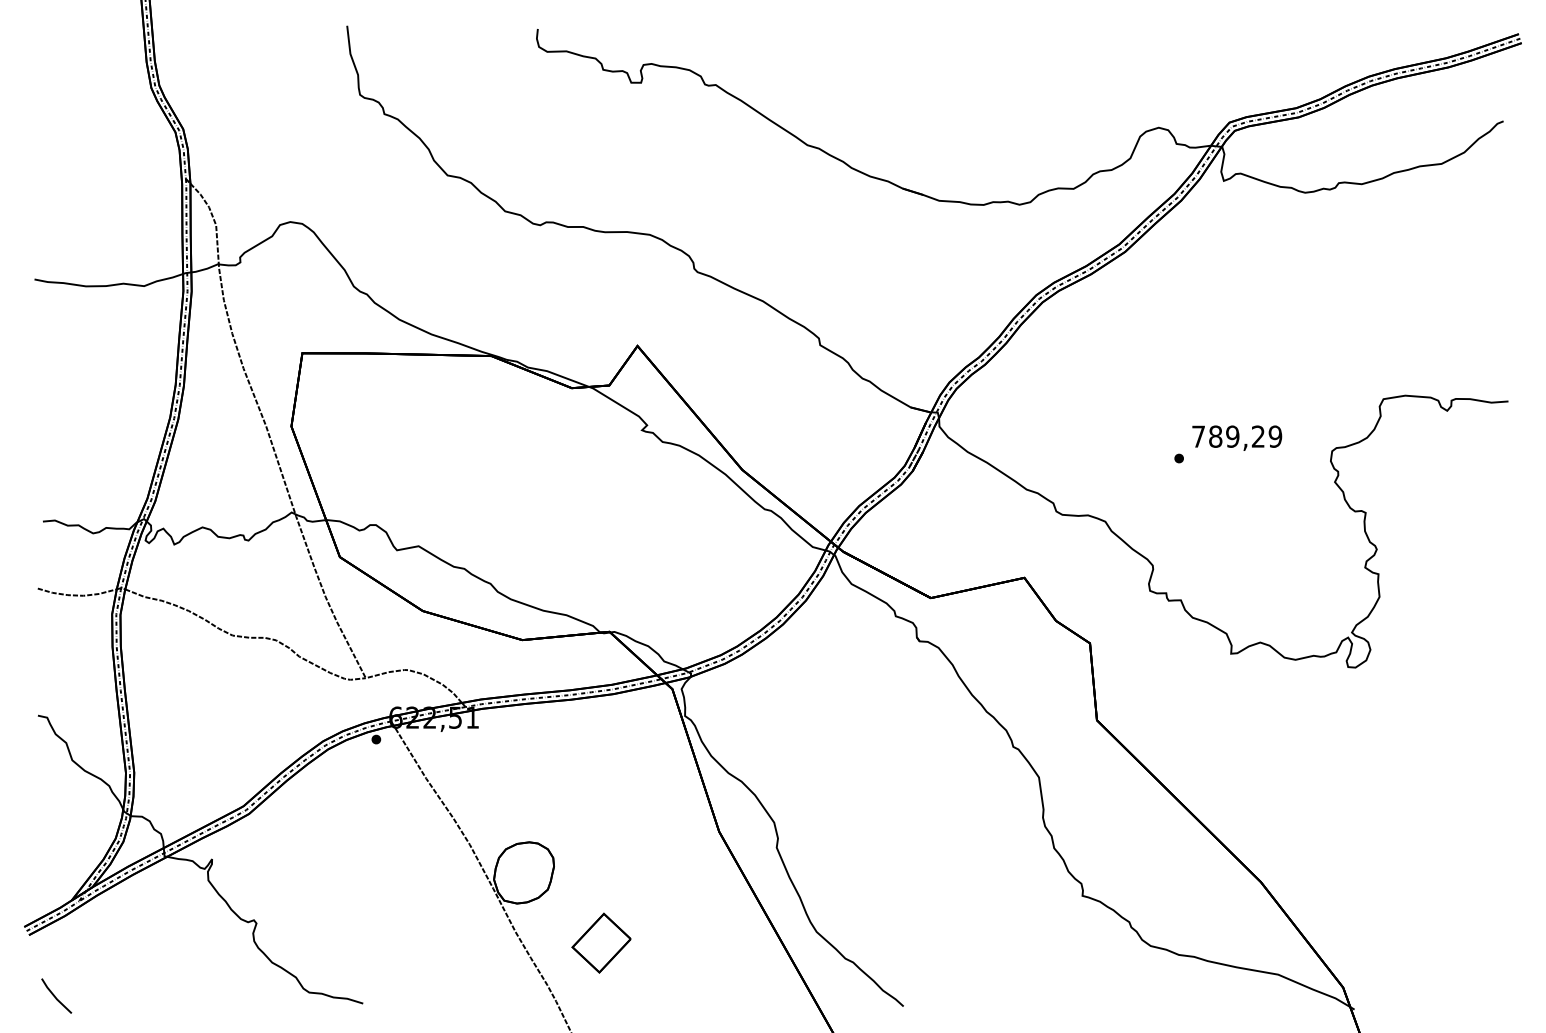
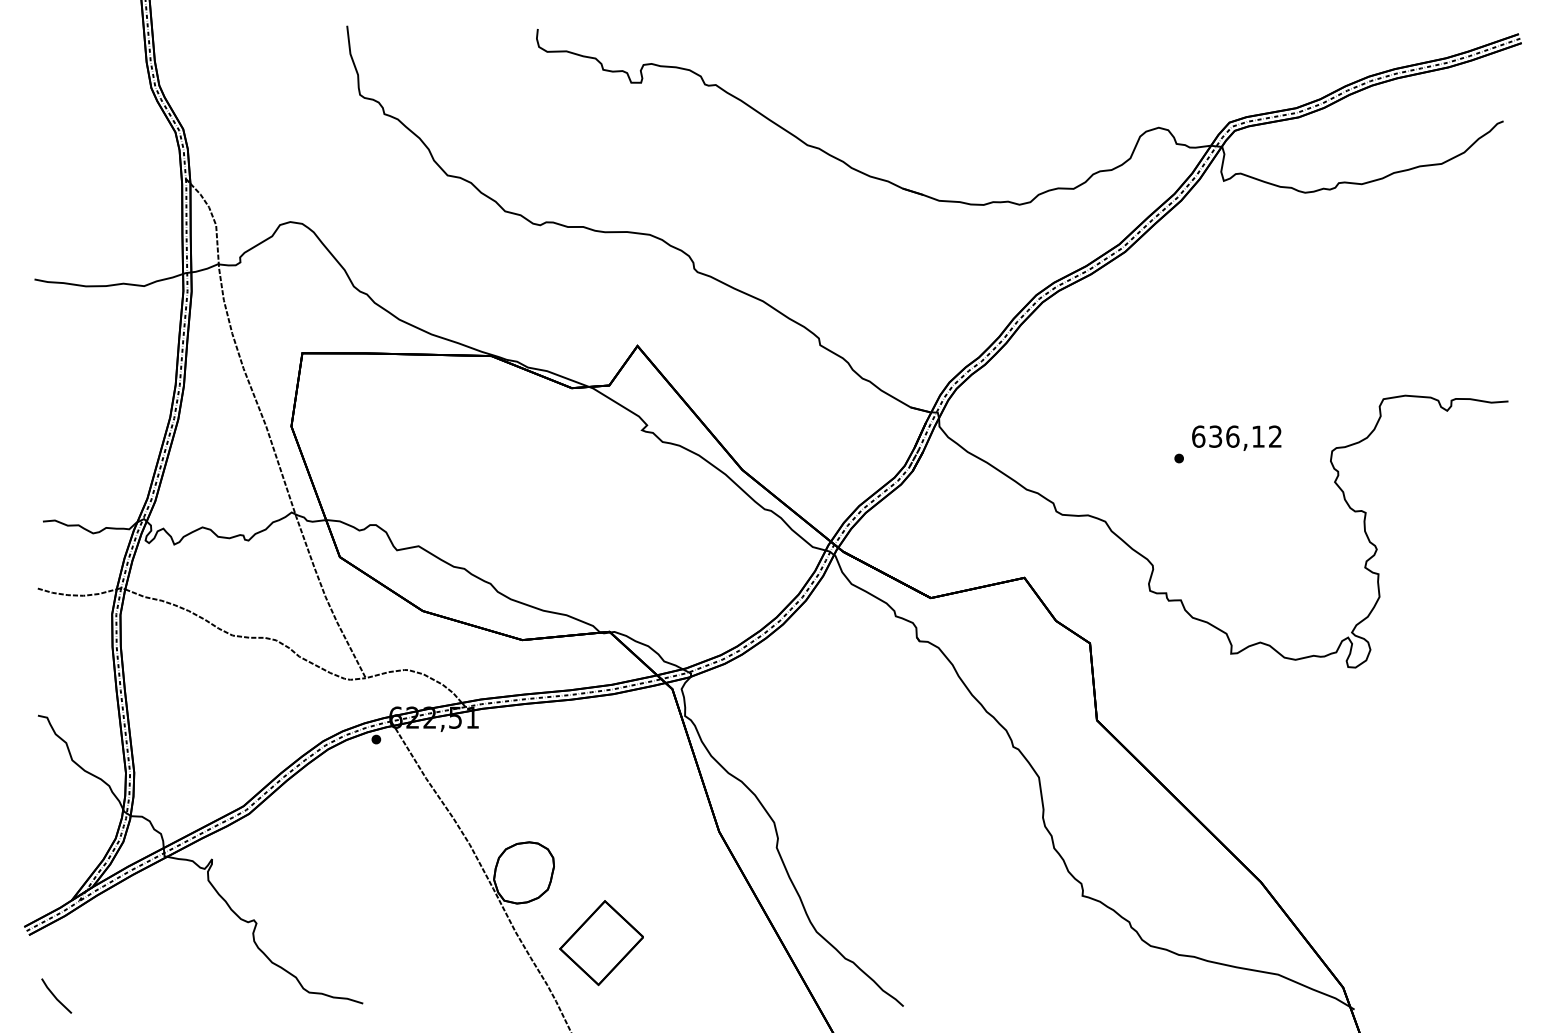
text: 789,29 -> 636,12 (1237, 436)
part size: 61x62 px -> 85x87 px (601, 943)
